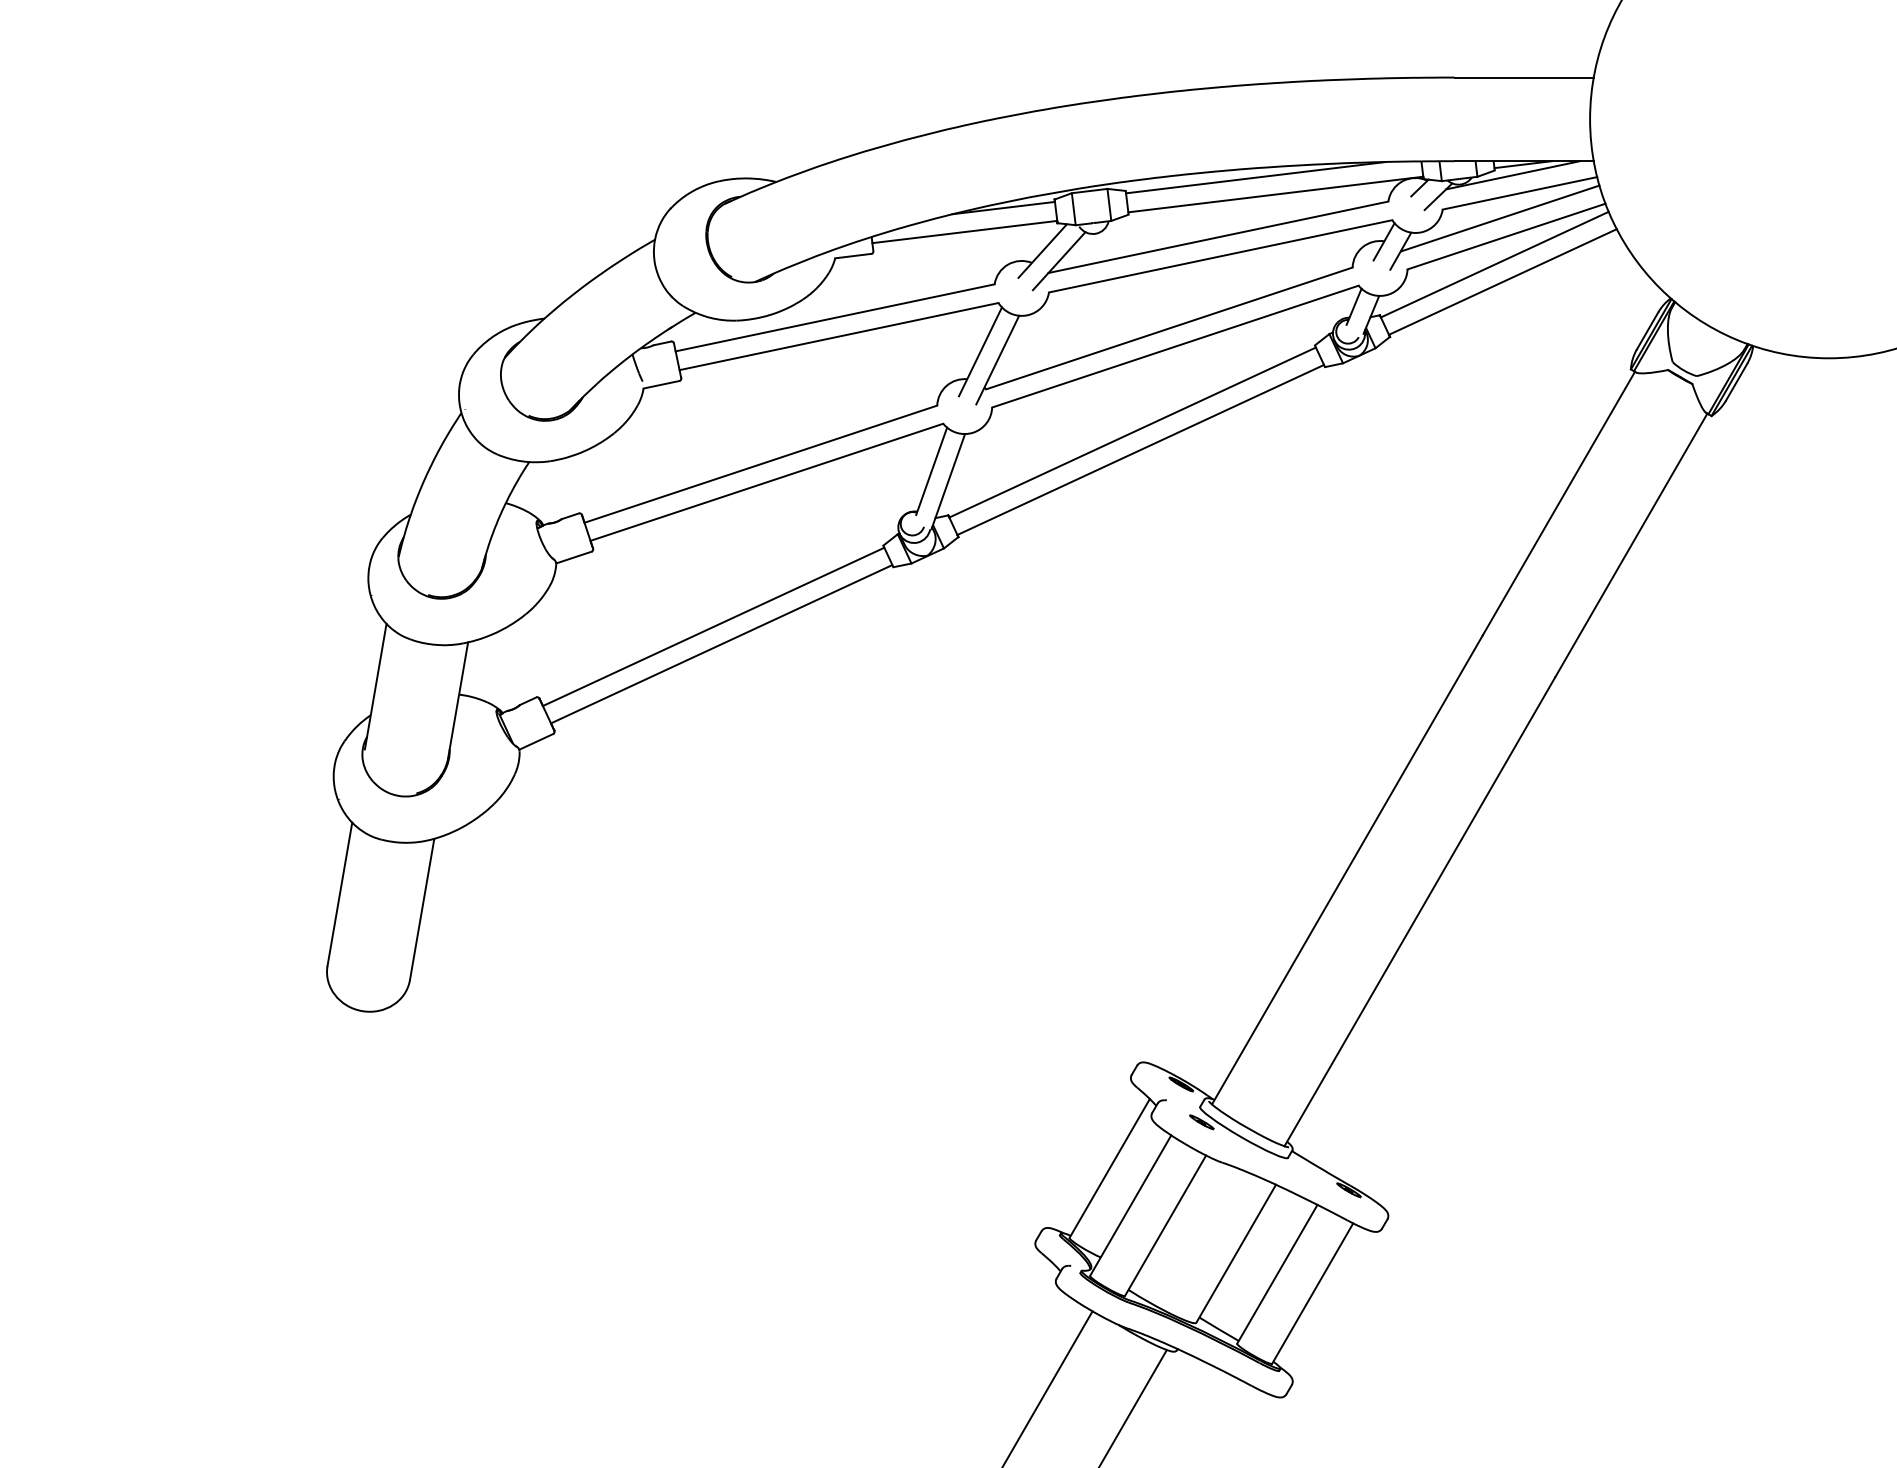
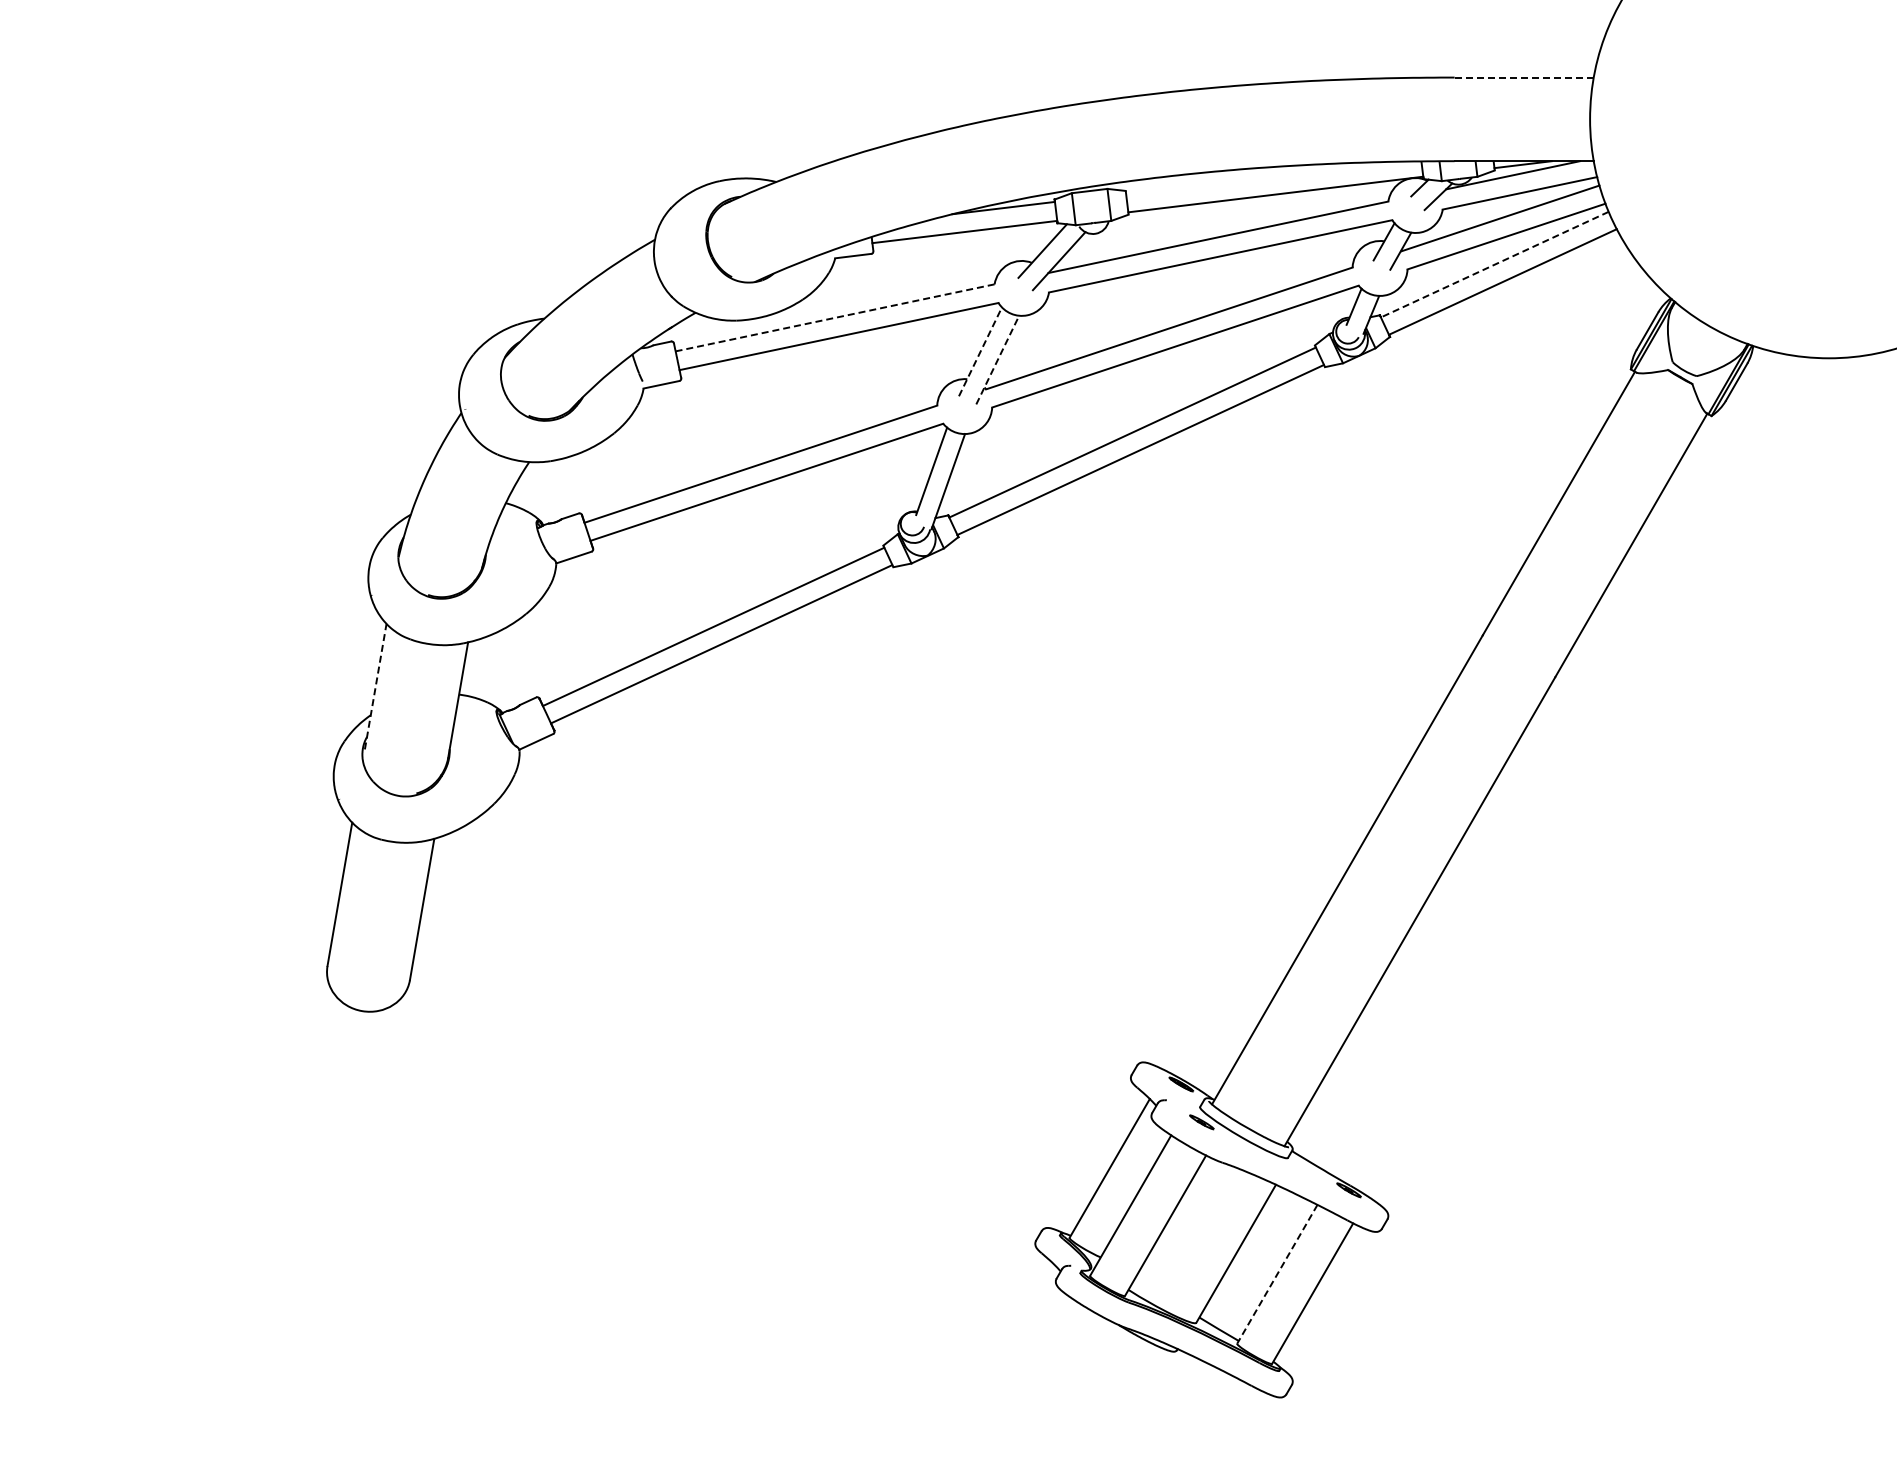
line: solid -> dashed (1524, 77)
line: present -> none (1255, 177)
line: solid -> dashed (1494, 264)
line: solid -> dashed (835, 317)
line: solid -> dashed (980, 351)
line: solid -> dashed (997, 359)
line: solid -> dashed (375, 686)
line: solid -> dashed (1277, 1274)
line: present -> none (1048, 1387)
line: present -> none (1133, 1407)
